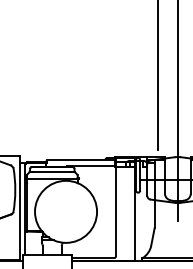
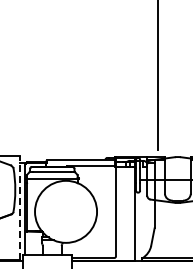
line: present -> none (177, 111)
line: solid -> dashed (20, 208)
